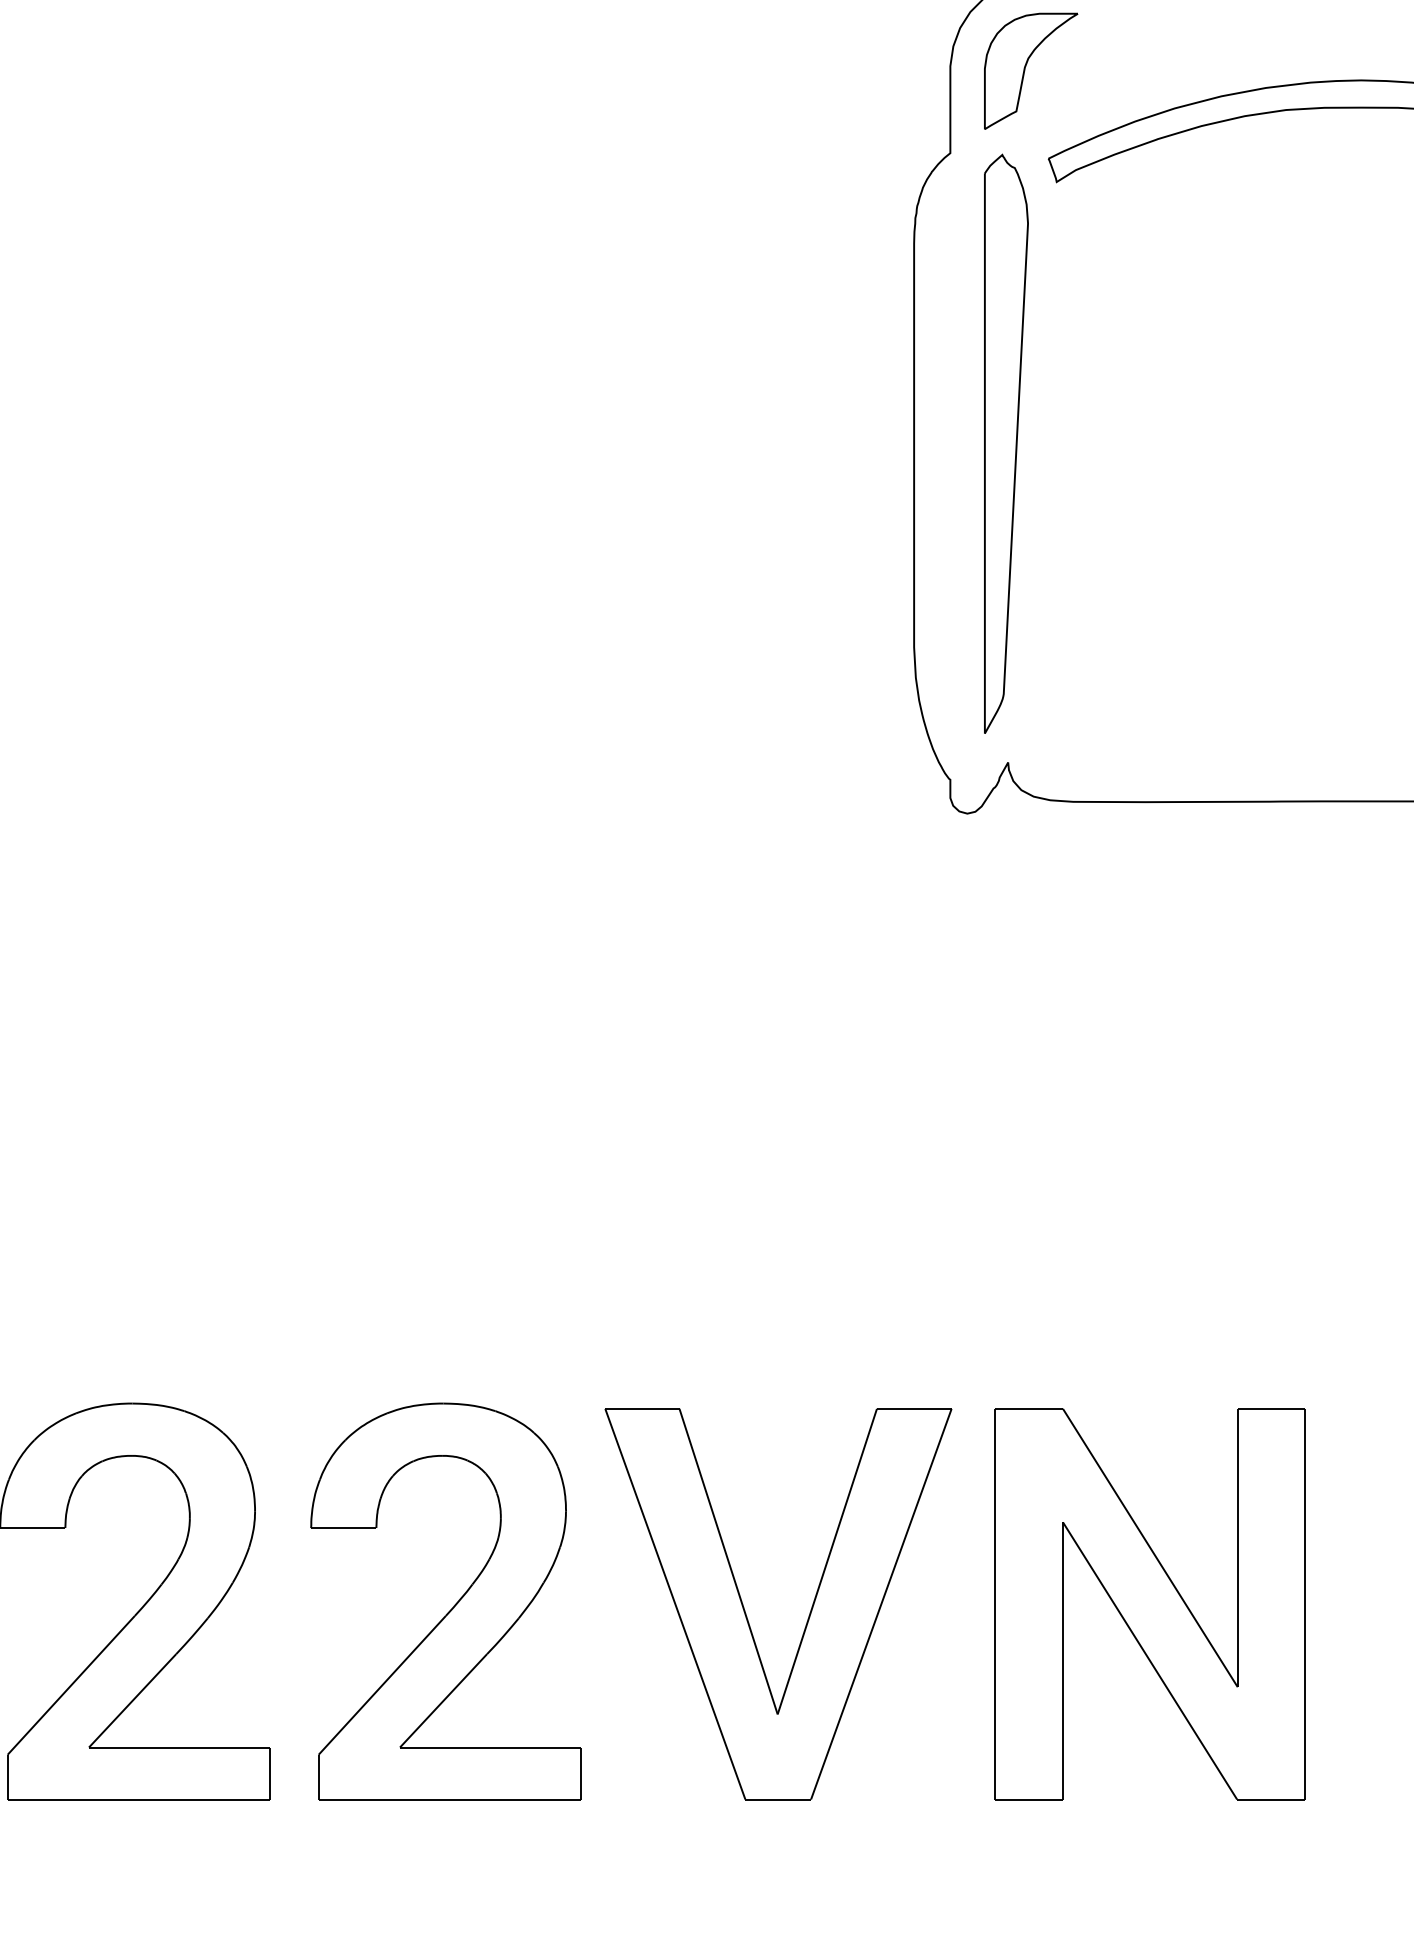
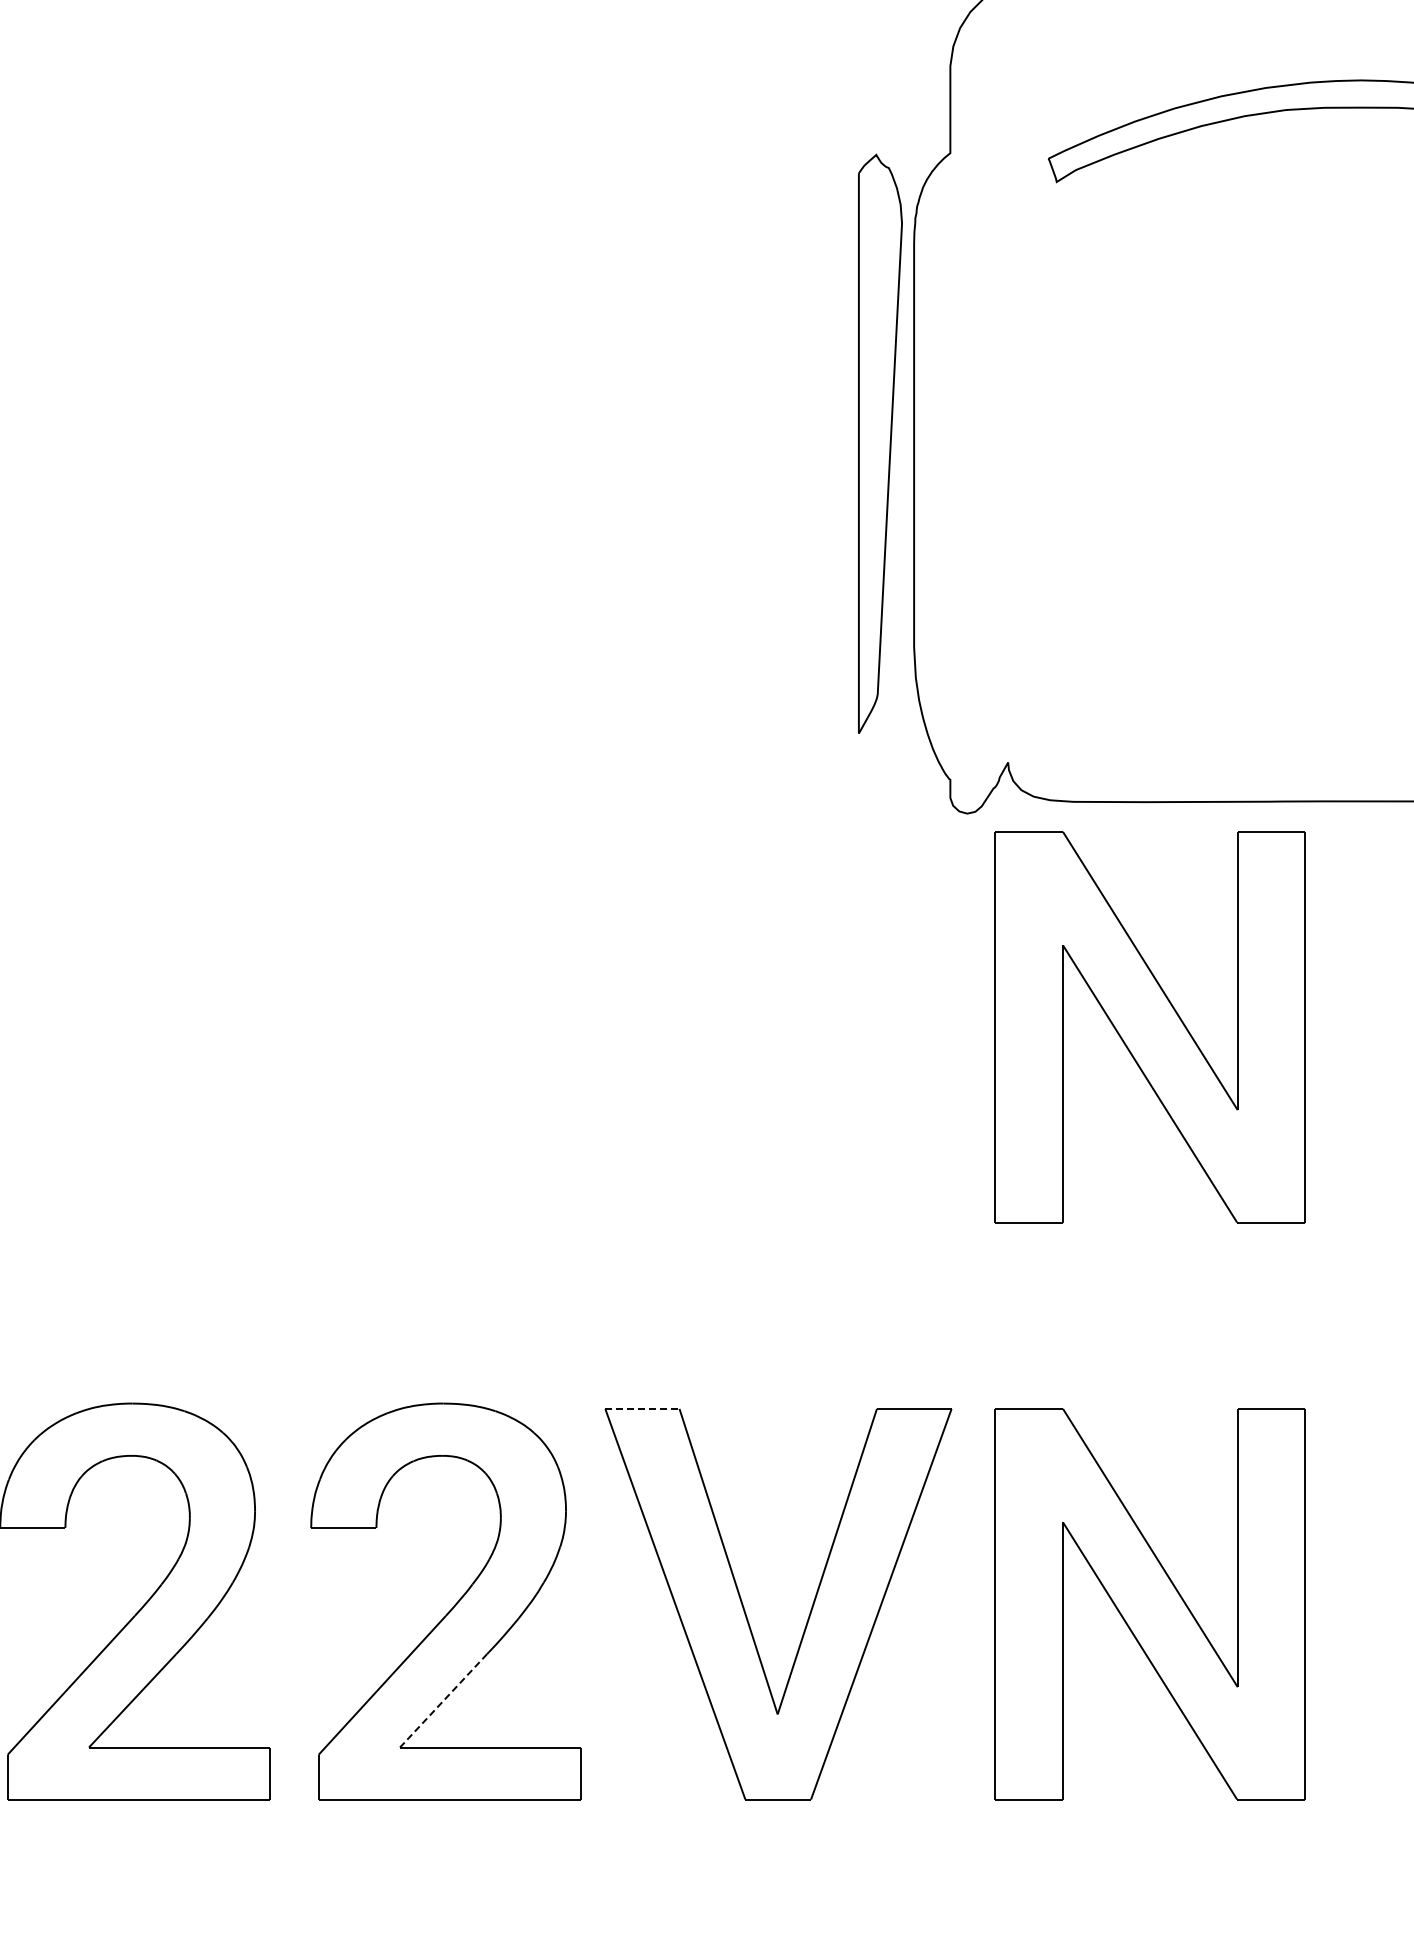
part: present -> none (1031, 70)
part position: (1006, 443) -> (880, 443) (880, 443)
part: none -> present (1149, 1027)
line: solid -> dashed (642, 1408)
line: solid -> dashed (443, 1700)
